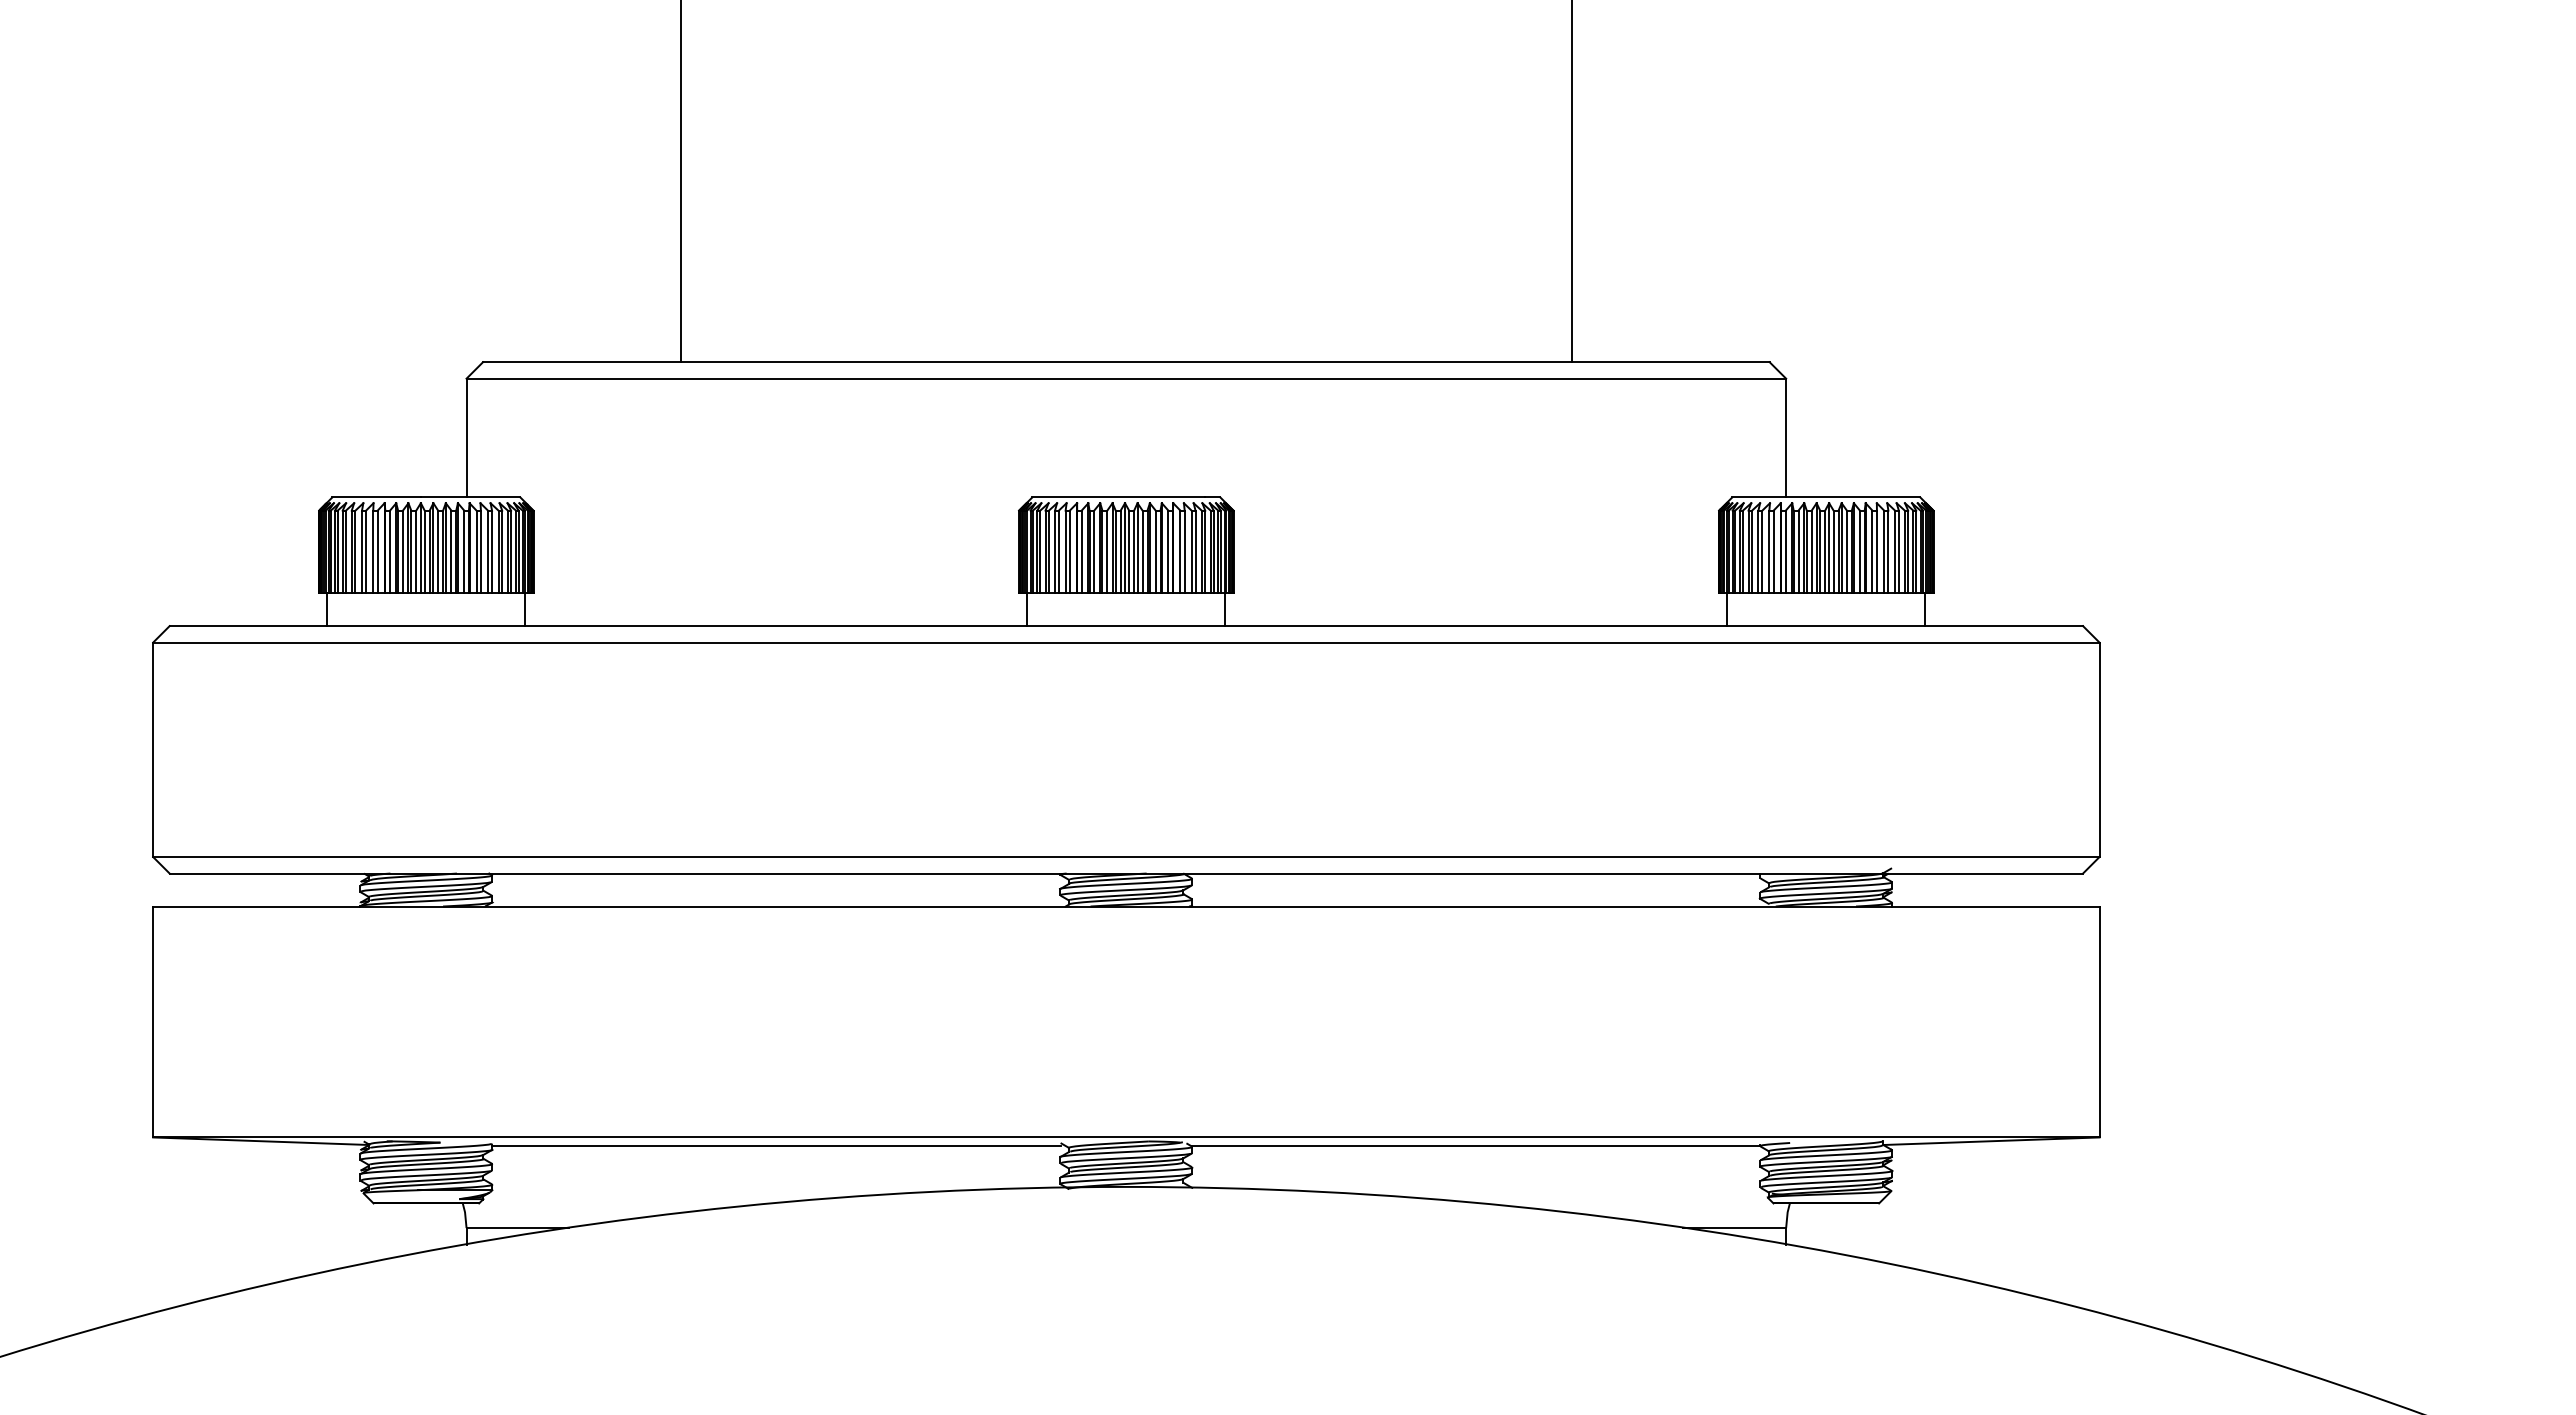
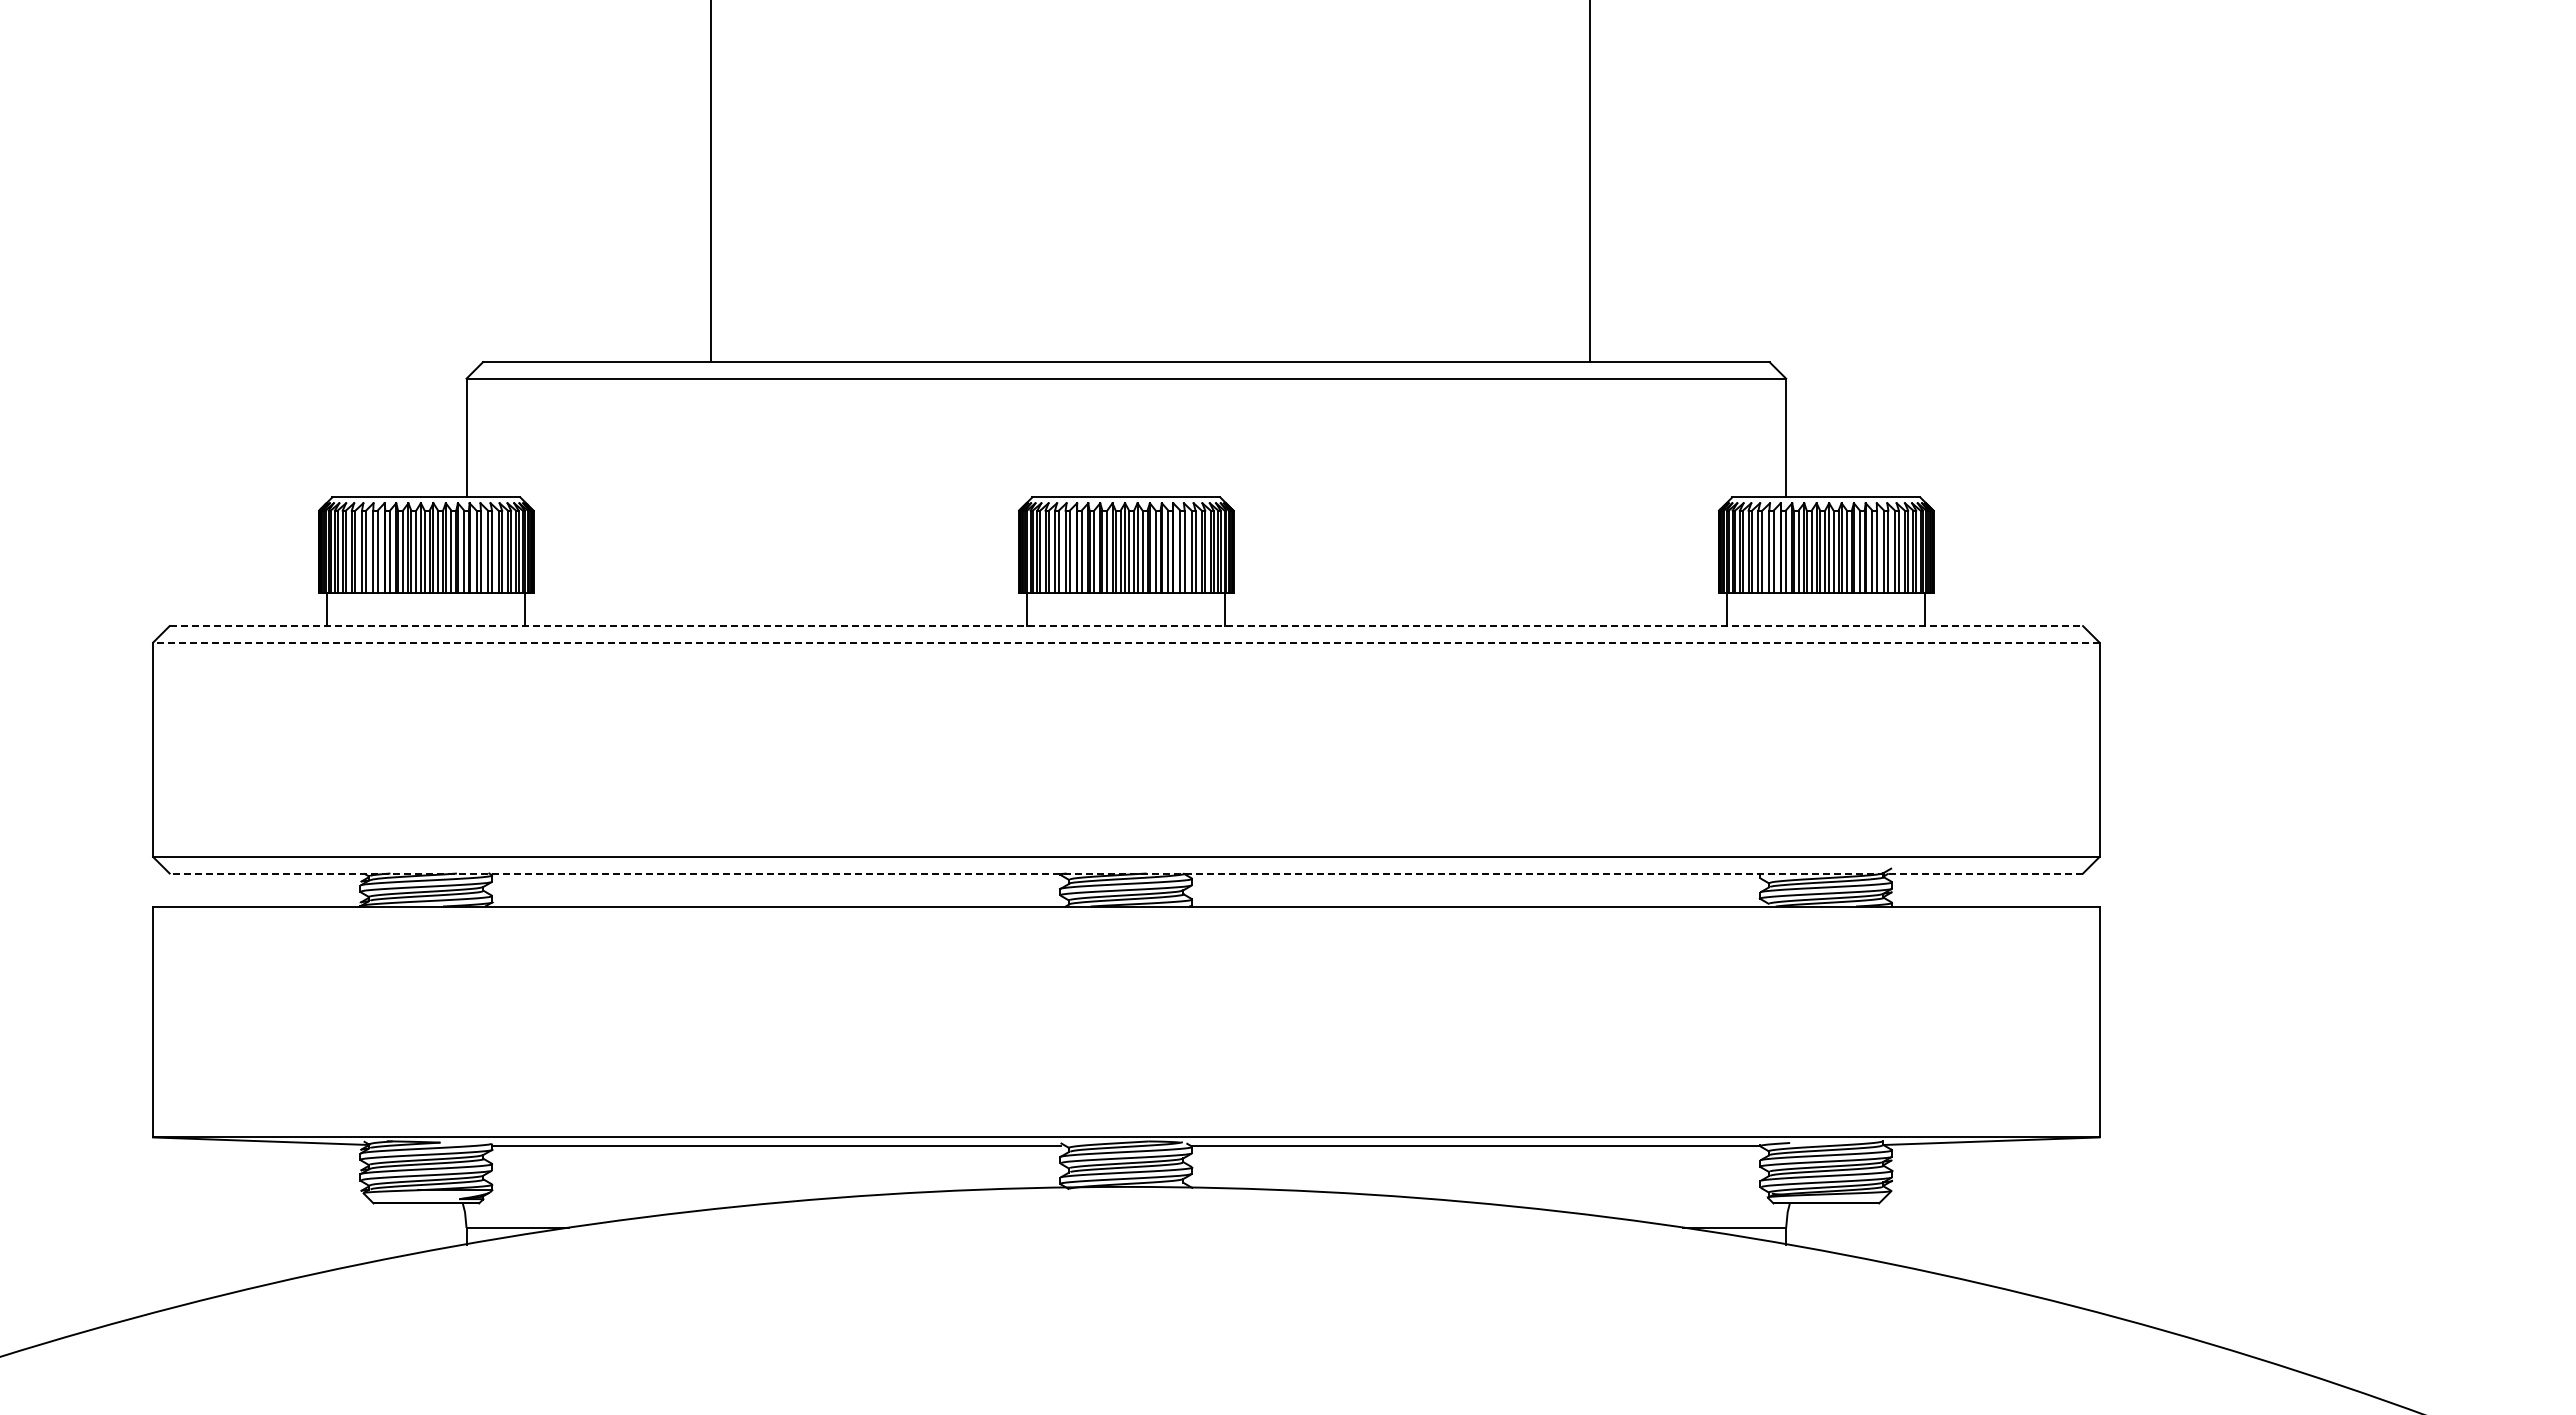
line position: (680, 182) -> (710, 182) (710, 182)
line position: (1571, 182) -> (1589, 182) (1589, 182)
line: solid -> dashed (1126, 626)
line: solid -> dashed (1125, 642)
line: solid -> dashed (1126, 873)
